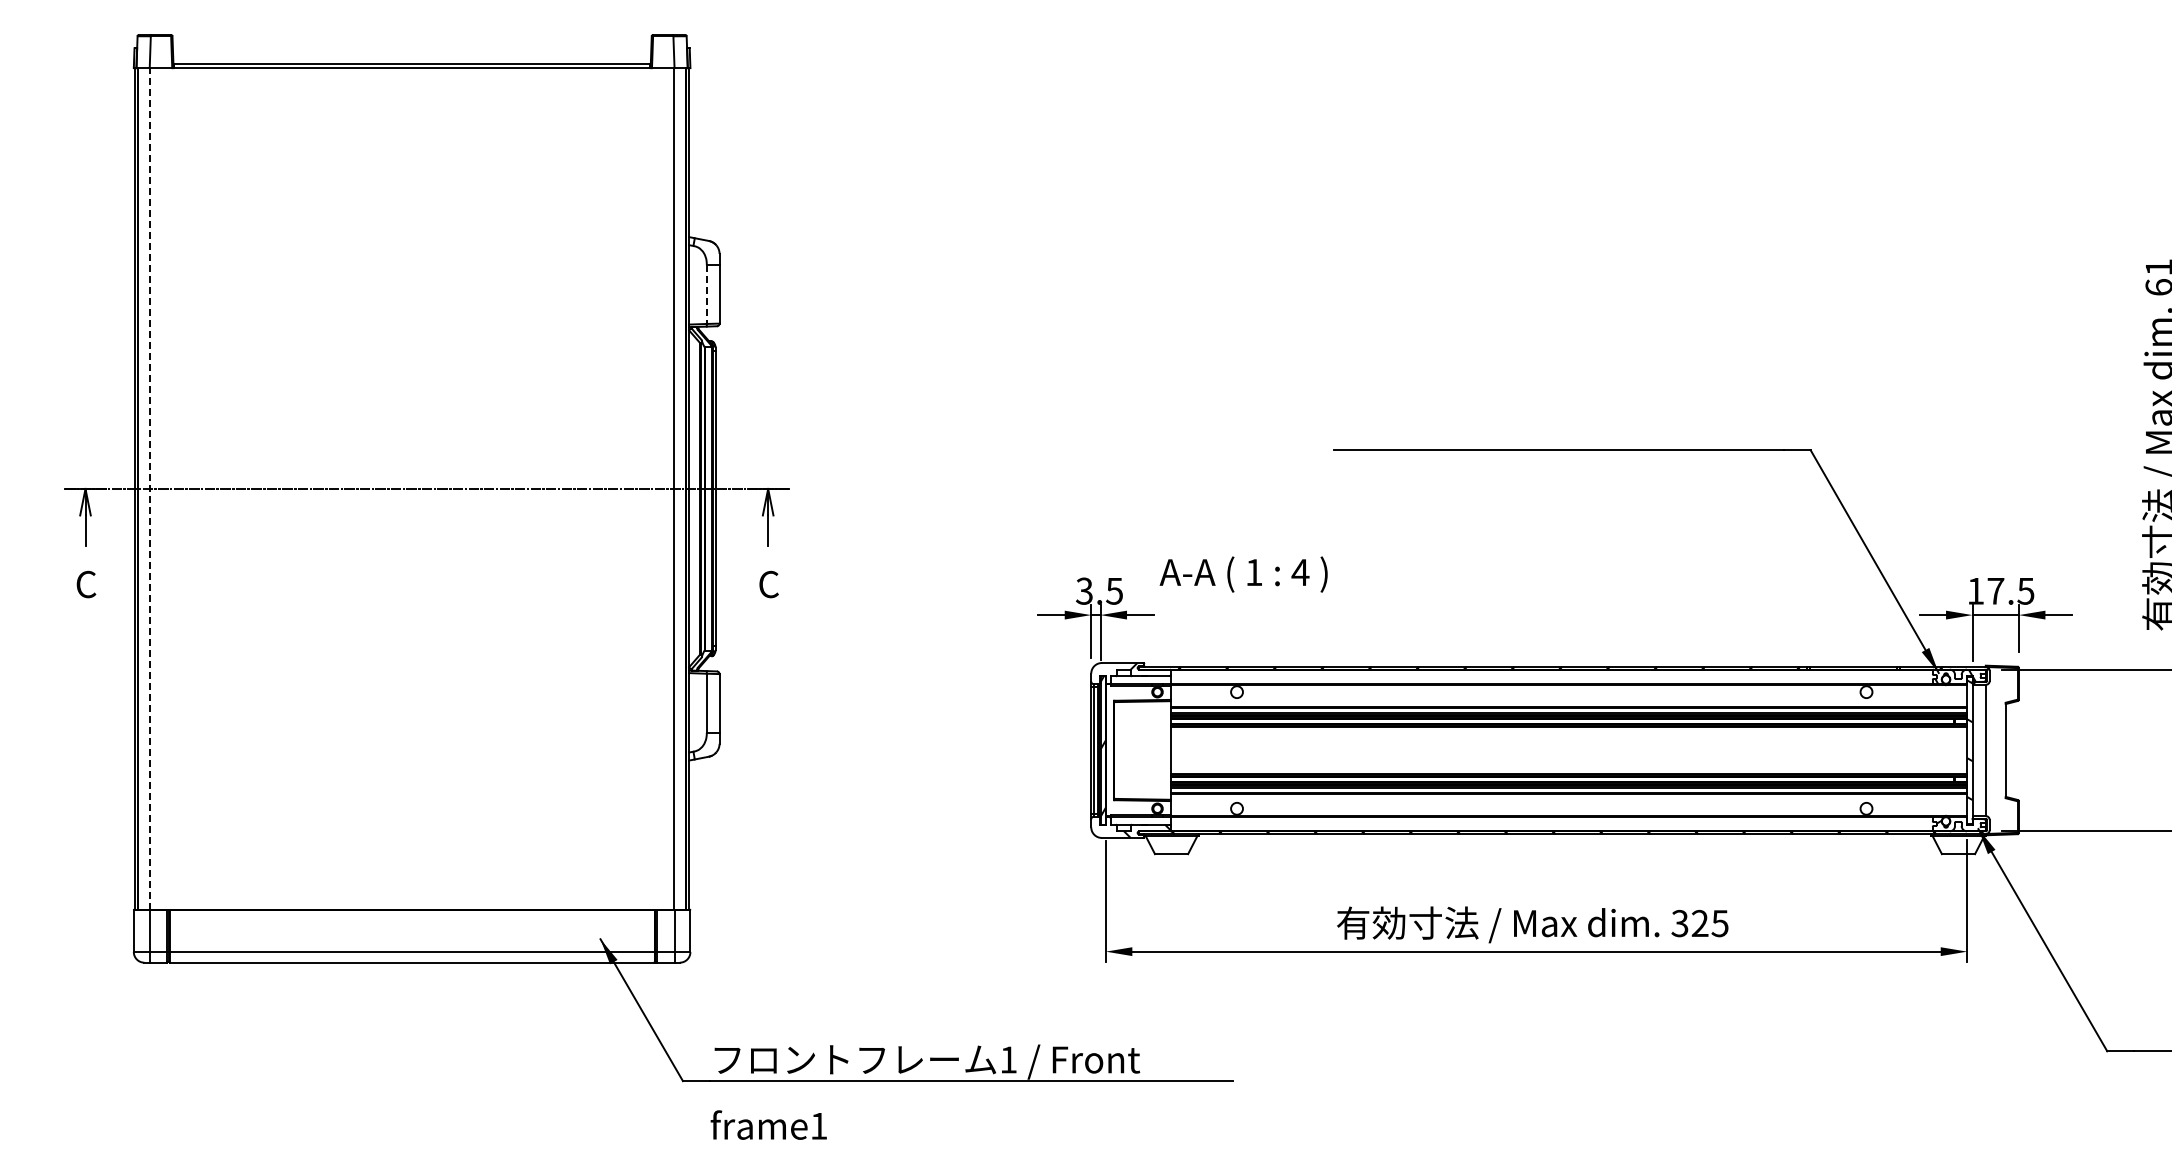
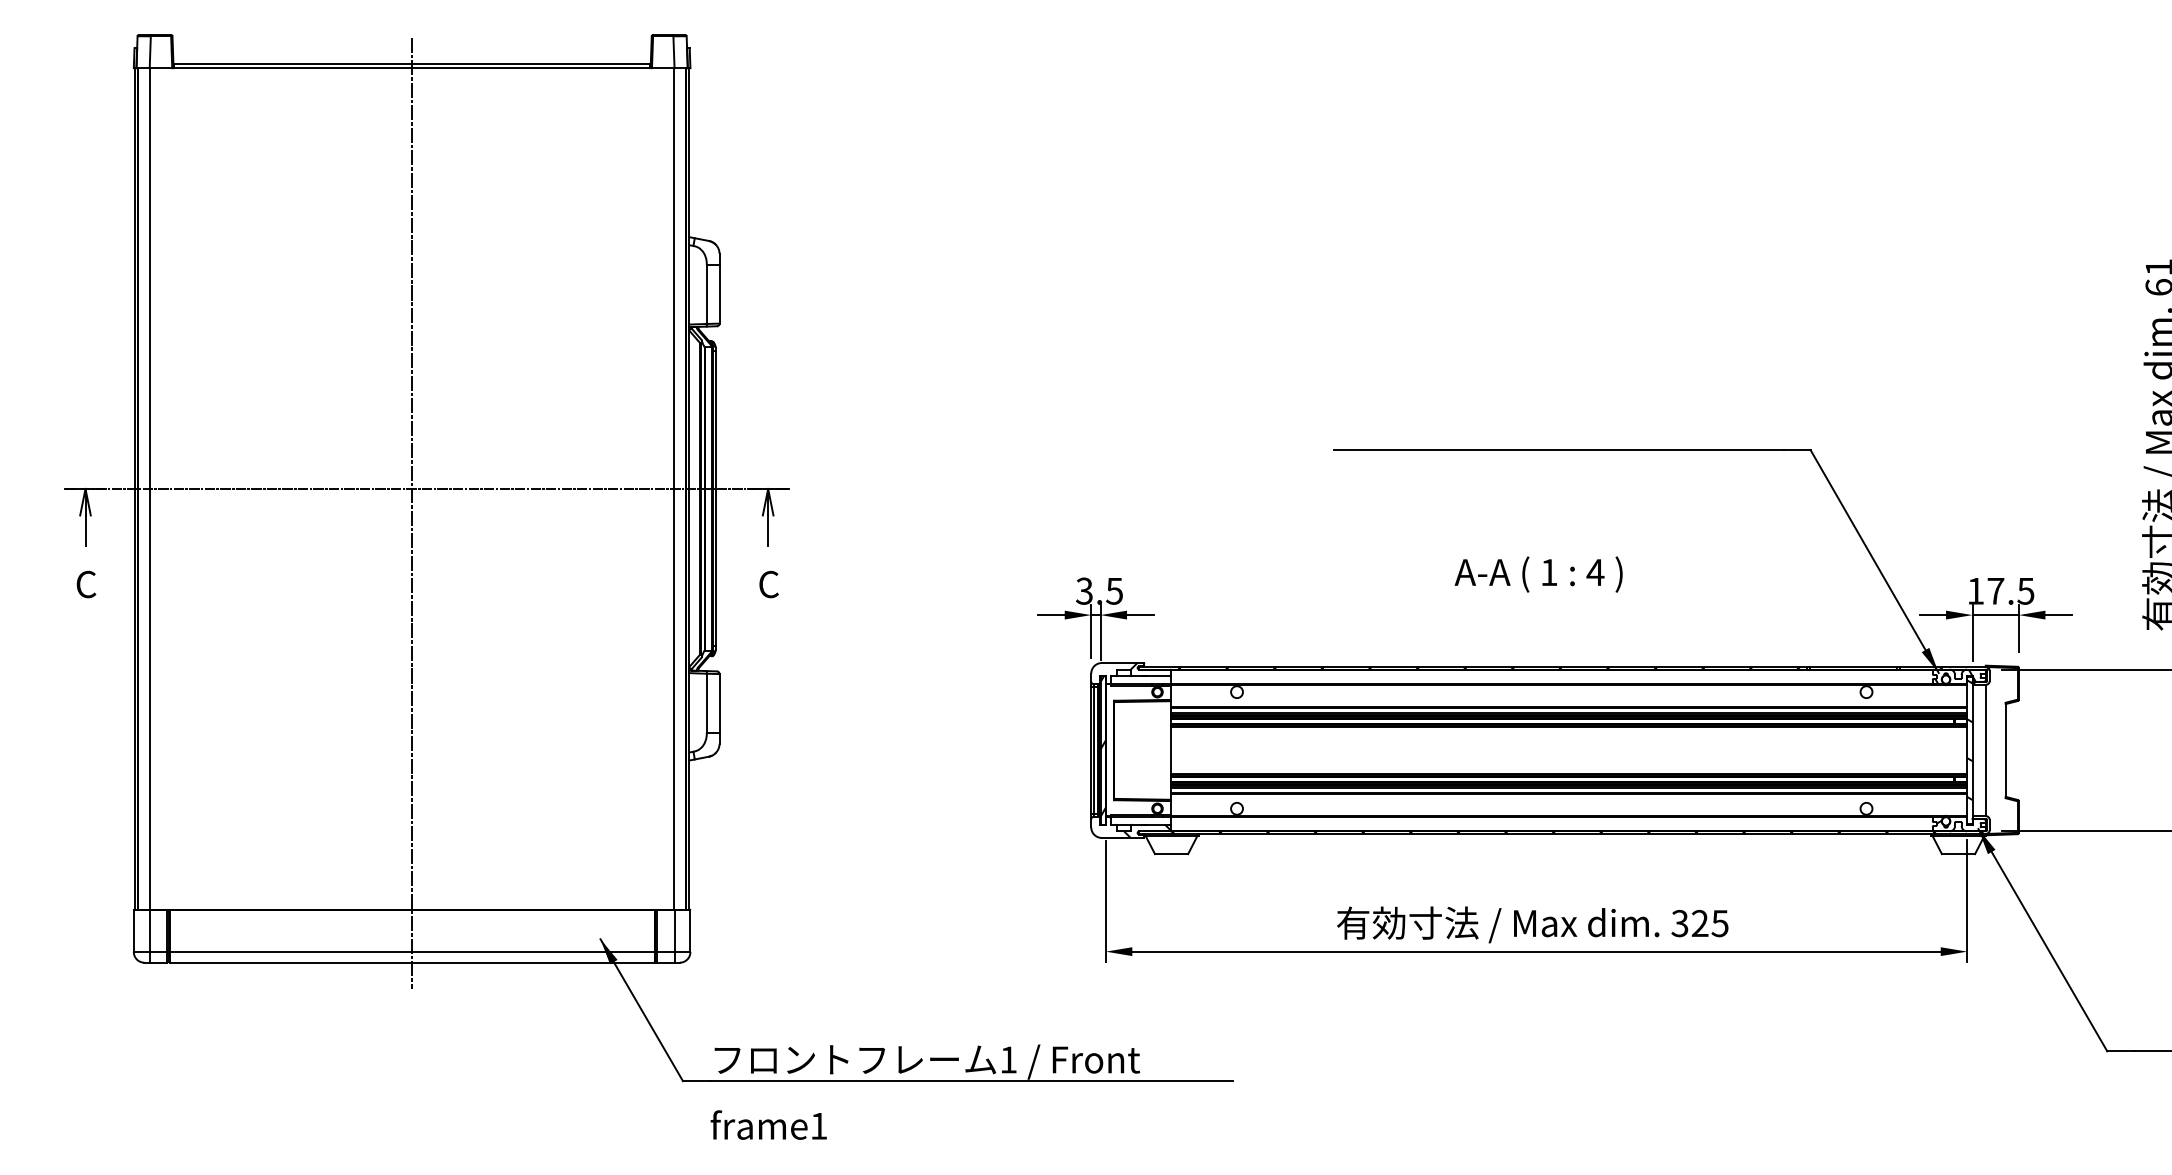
line: dashed -> solid (706, 294)
line: dashed -> solid (150, 488)
line: none -> present (412, 513)
text position: (1243, 574) -> (1538, 574) (1538, 574)
